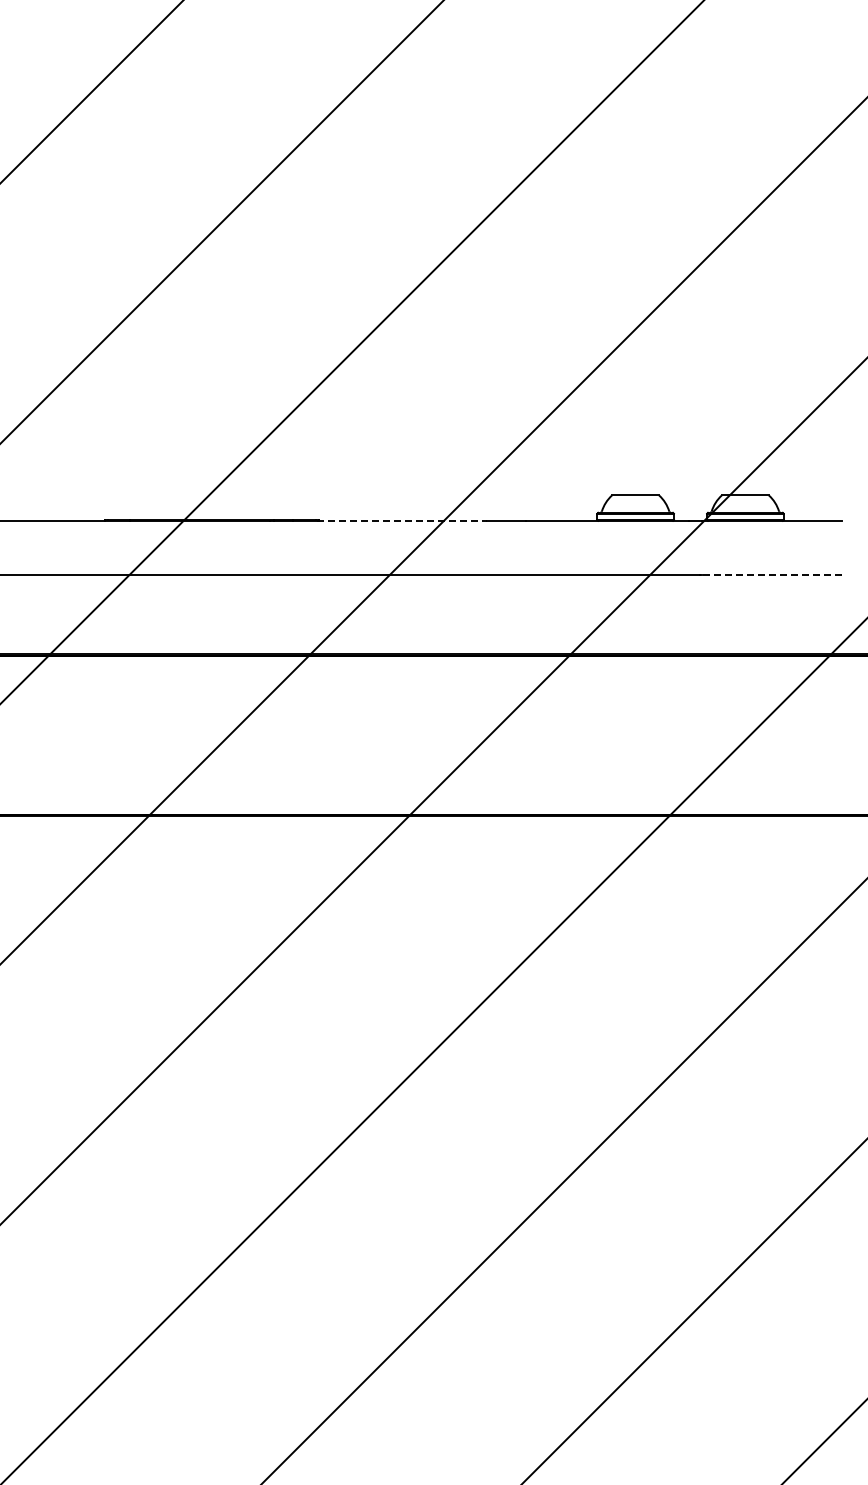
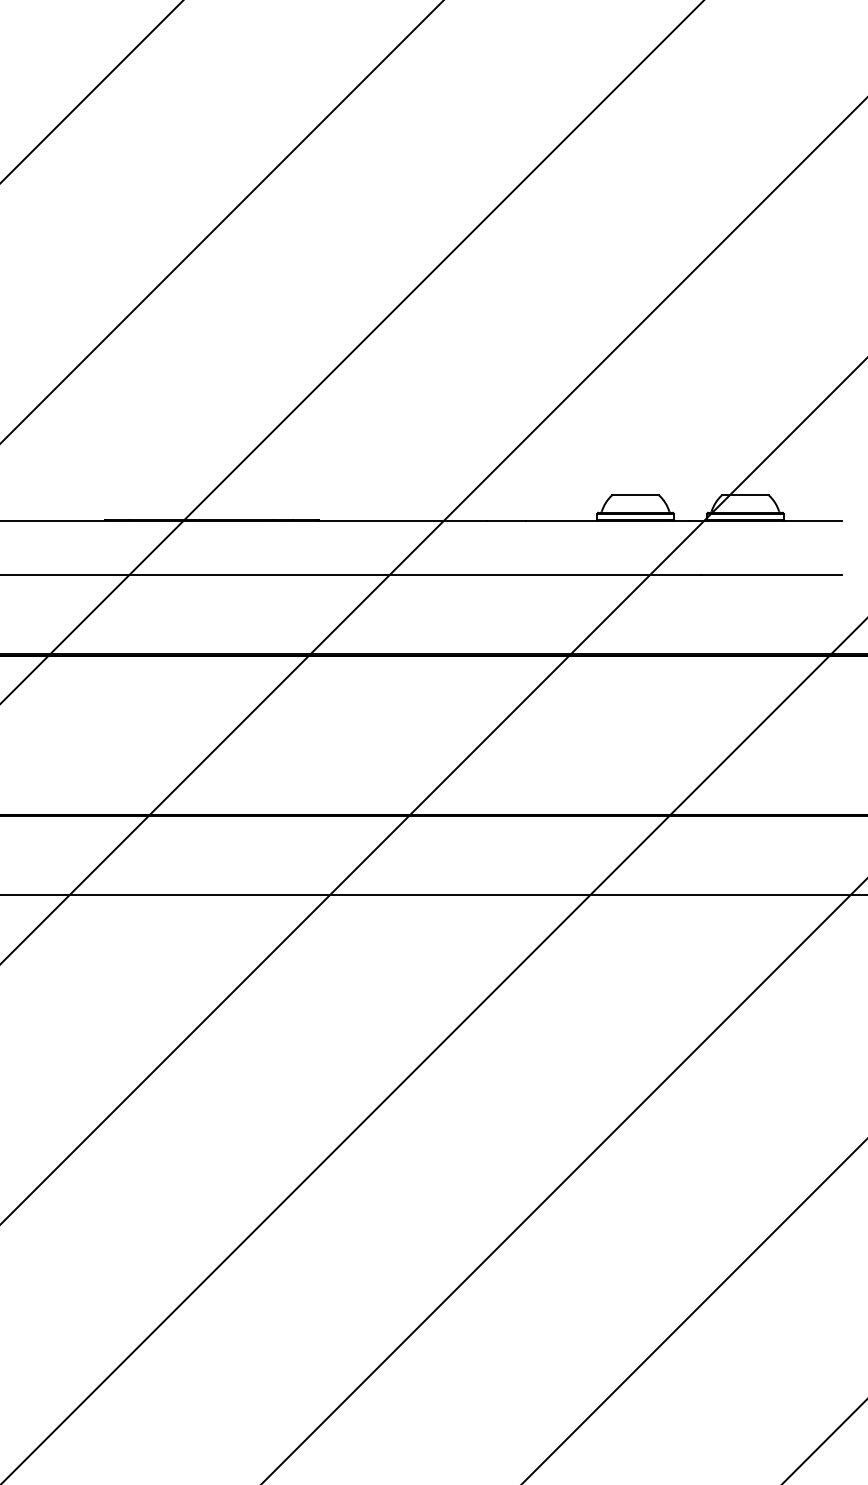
line: dashed -> solid (402, 520)
line: dashed -> solid (771, 575)
line: none -> present (433, 895)
